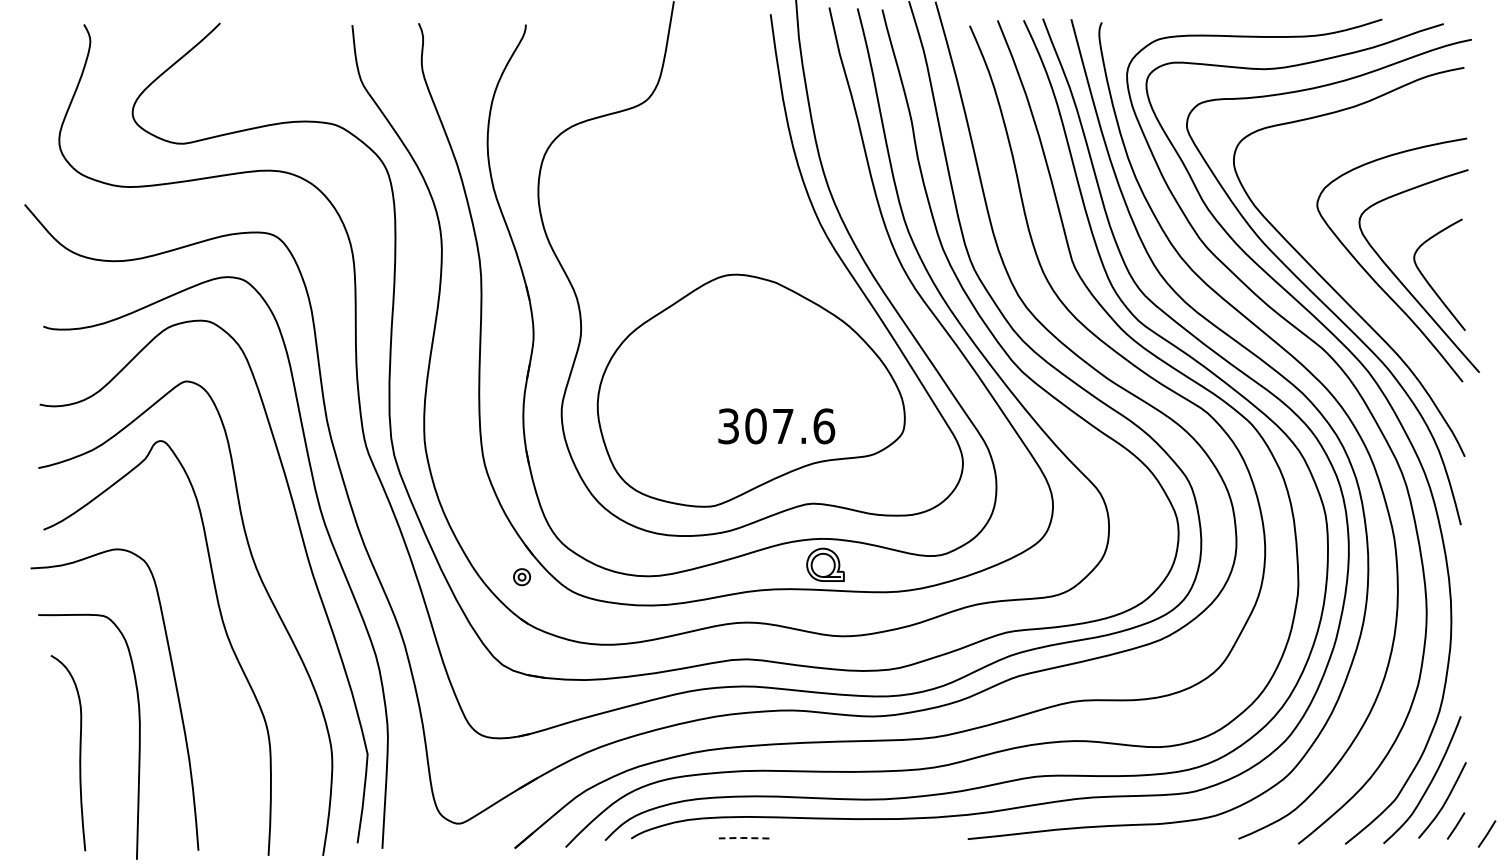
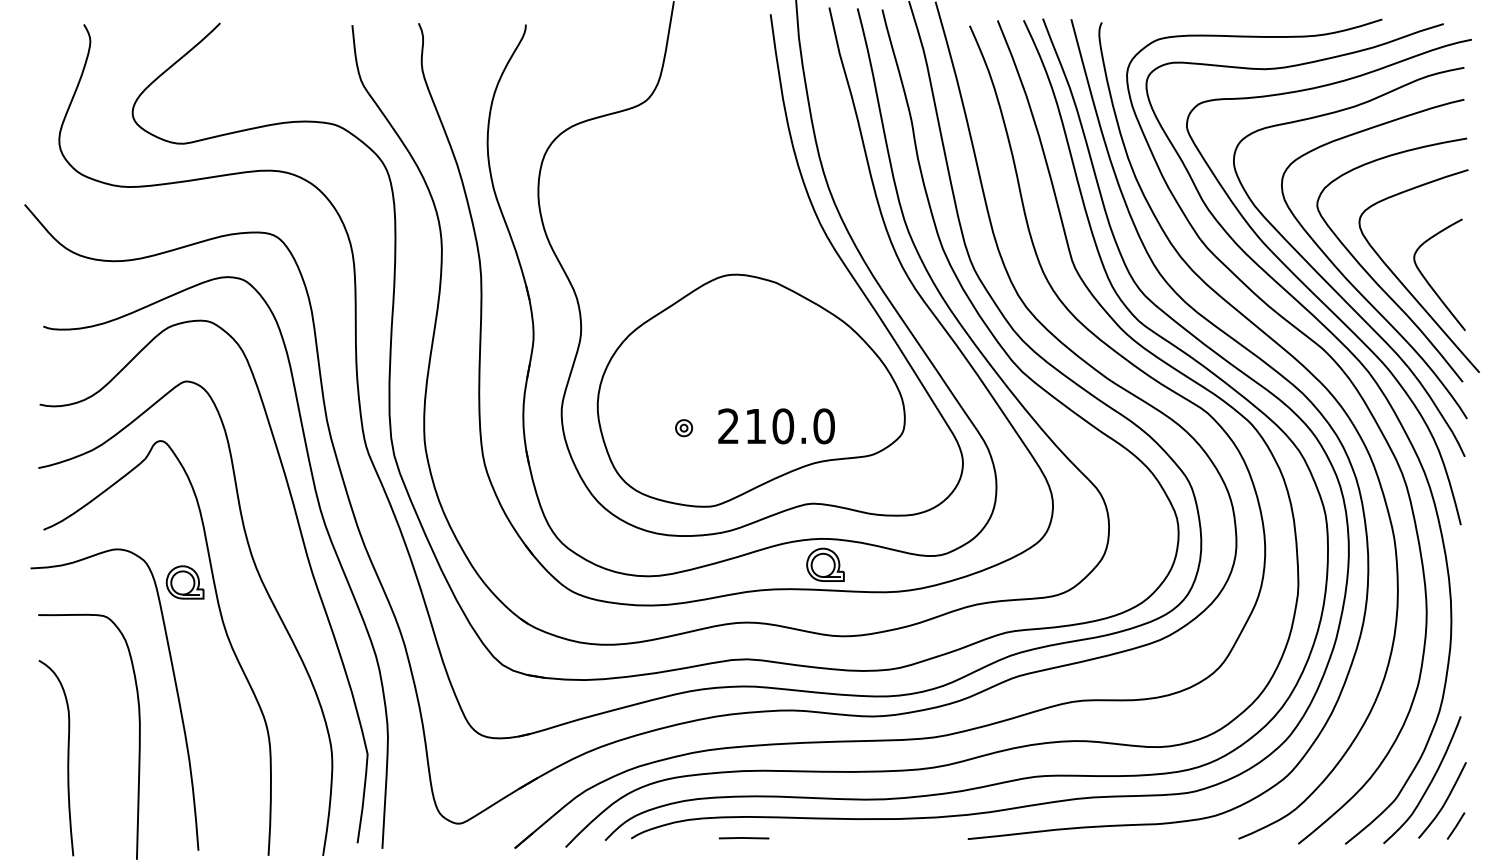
curve: none -> present (1350, 281)
text: 307.6 -> 210.0 (776, 426)
part position: (521, 577) -> (683, 428) (683, 428)
part: none -> present (184, 582)
curve position: (79, 753) -> (67, 758) (67, 758)
line: present -> none (1486, 833)
line: dashed -> solid (743, 838)
